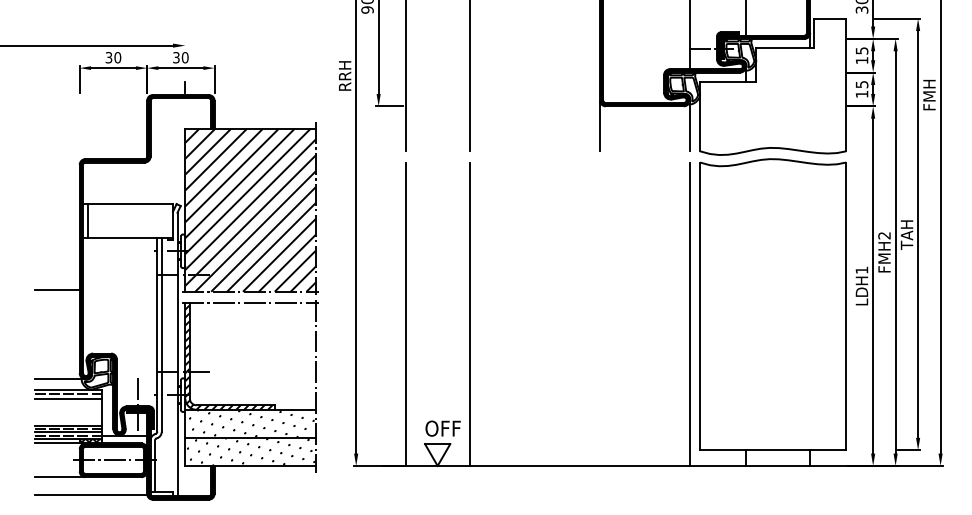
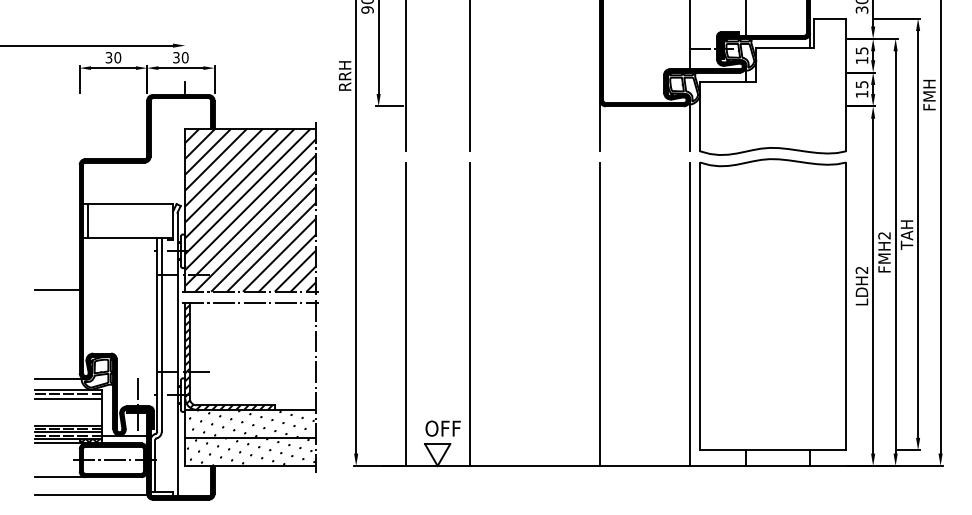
text: LDH1 -> LDH2 (861, 269)
line: none -> present (600, 313)
